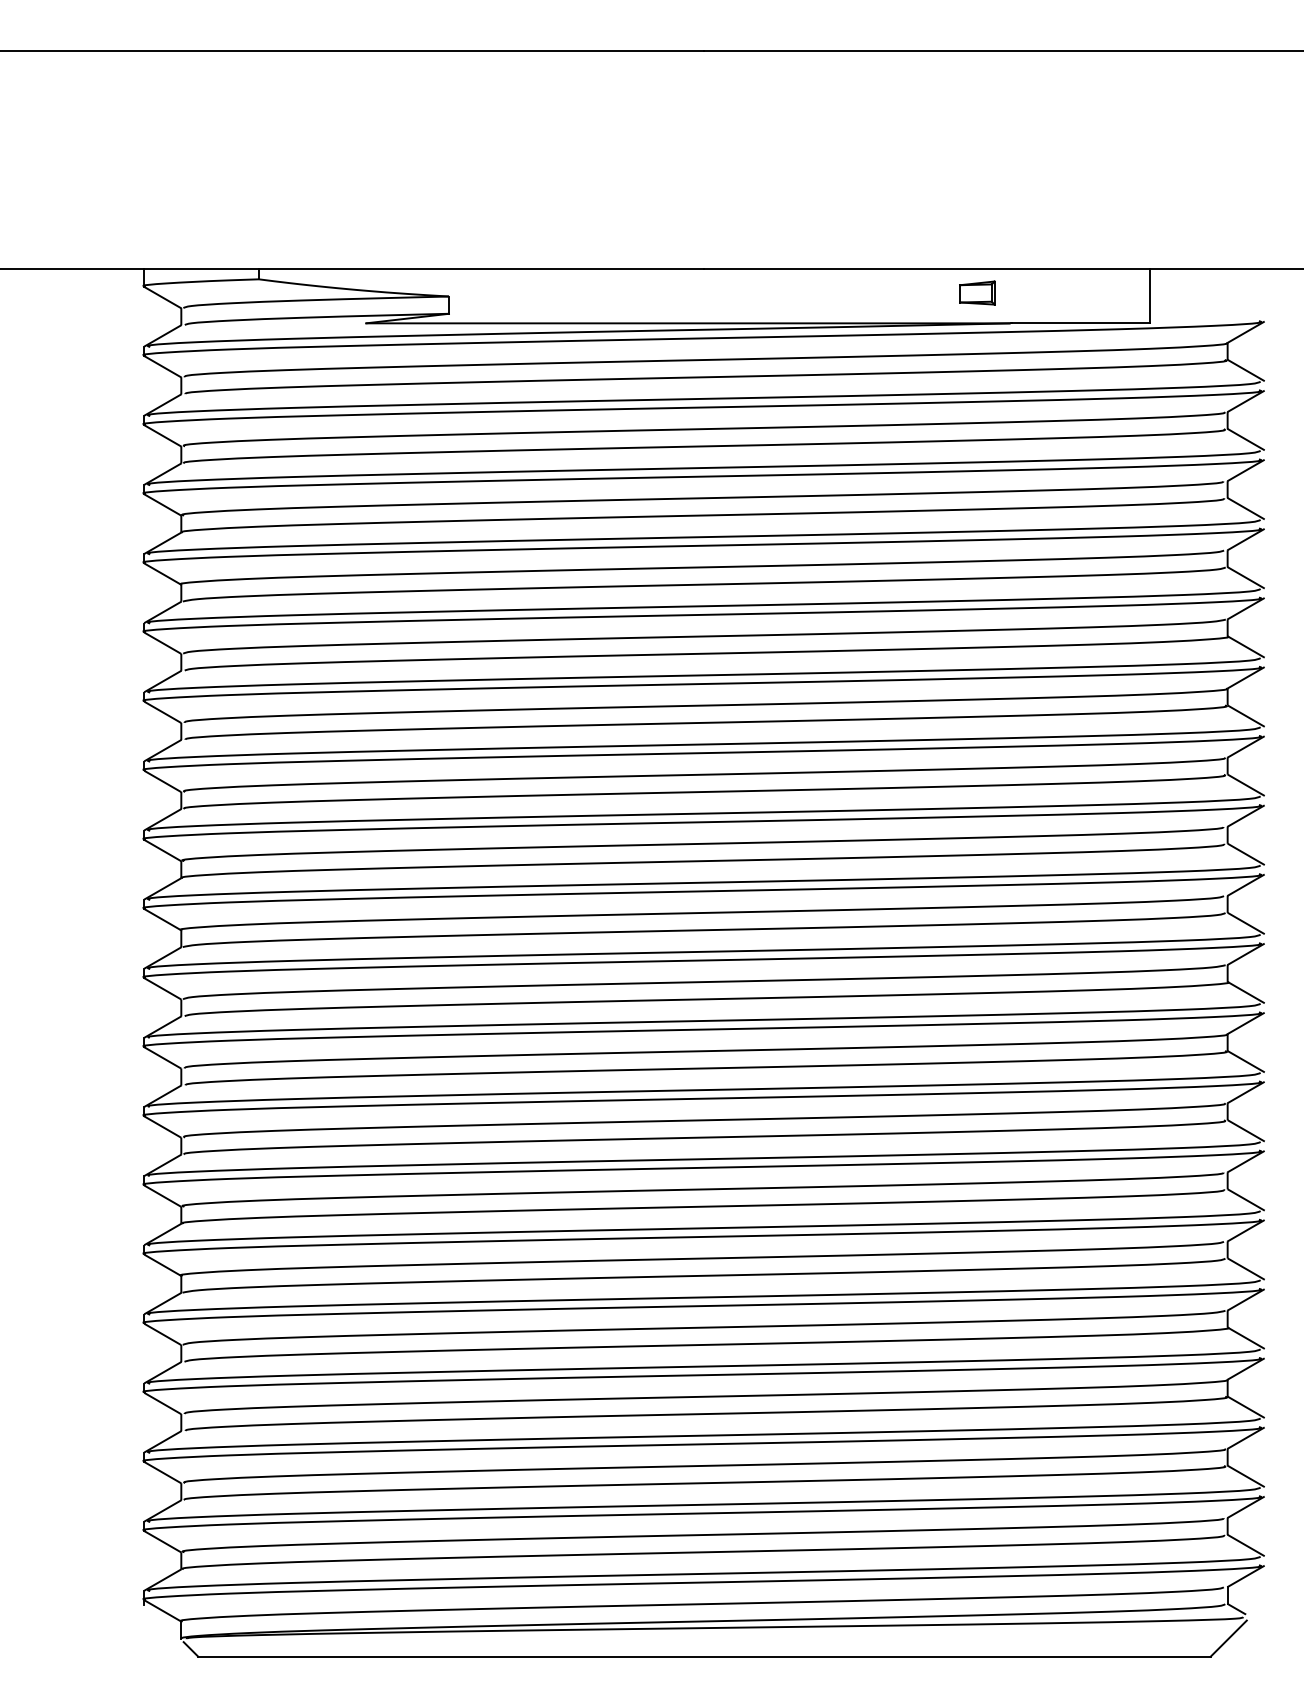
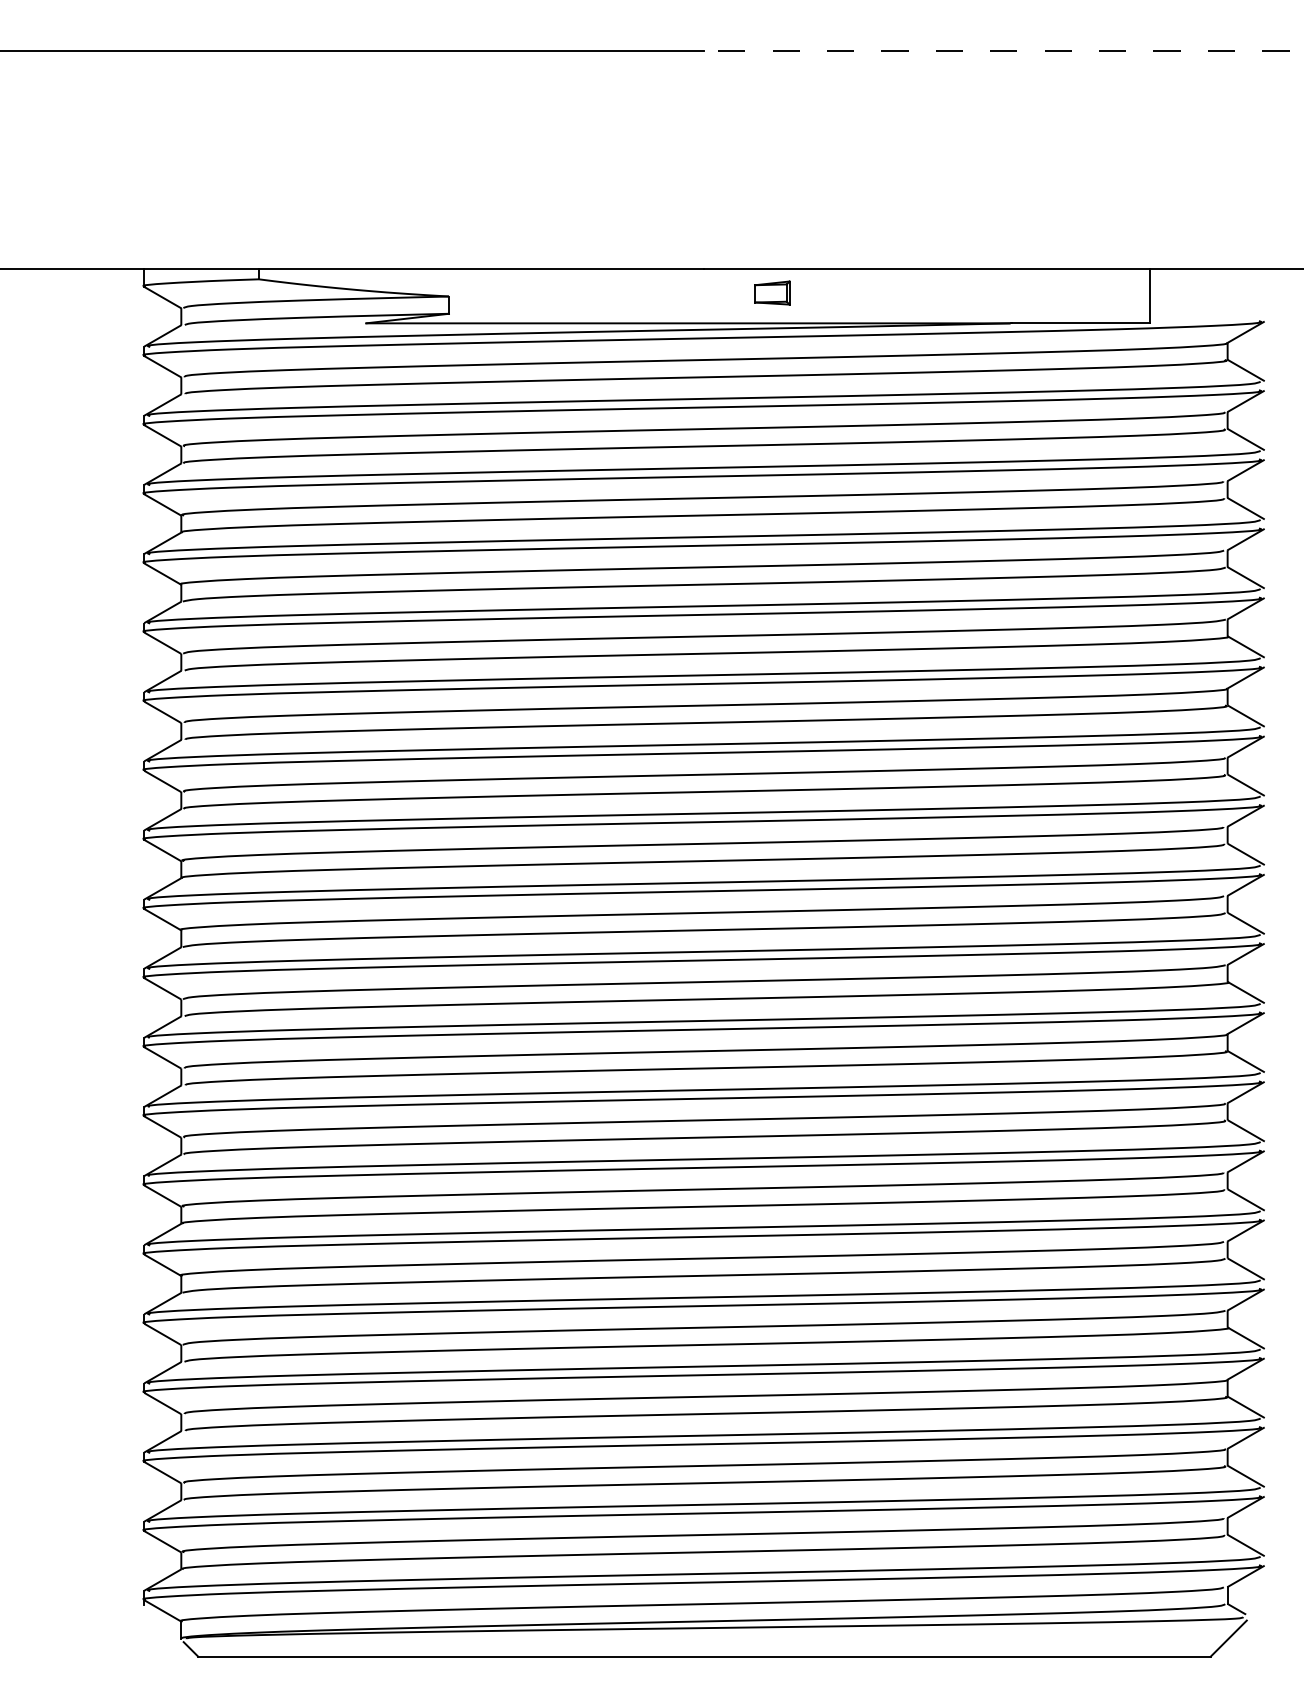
line: solid -> dashed (1003, 51)
part position: (977, 292) -> (772, 292) (772, 292)
